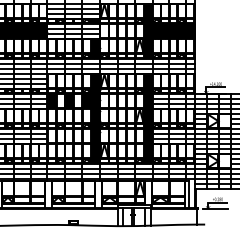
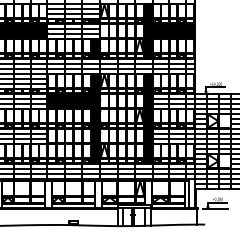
hatch: none -> present (60, 100)
hatch: none -> present (78, 100)
